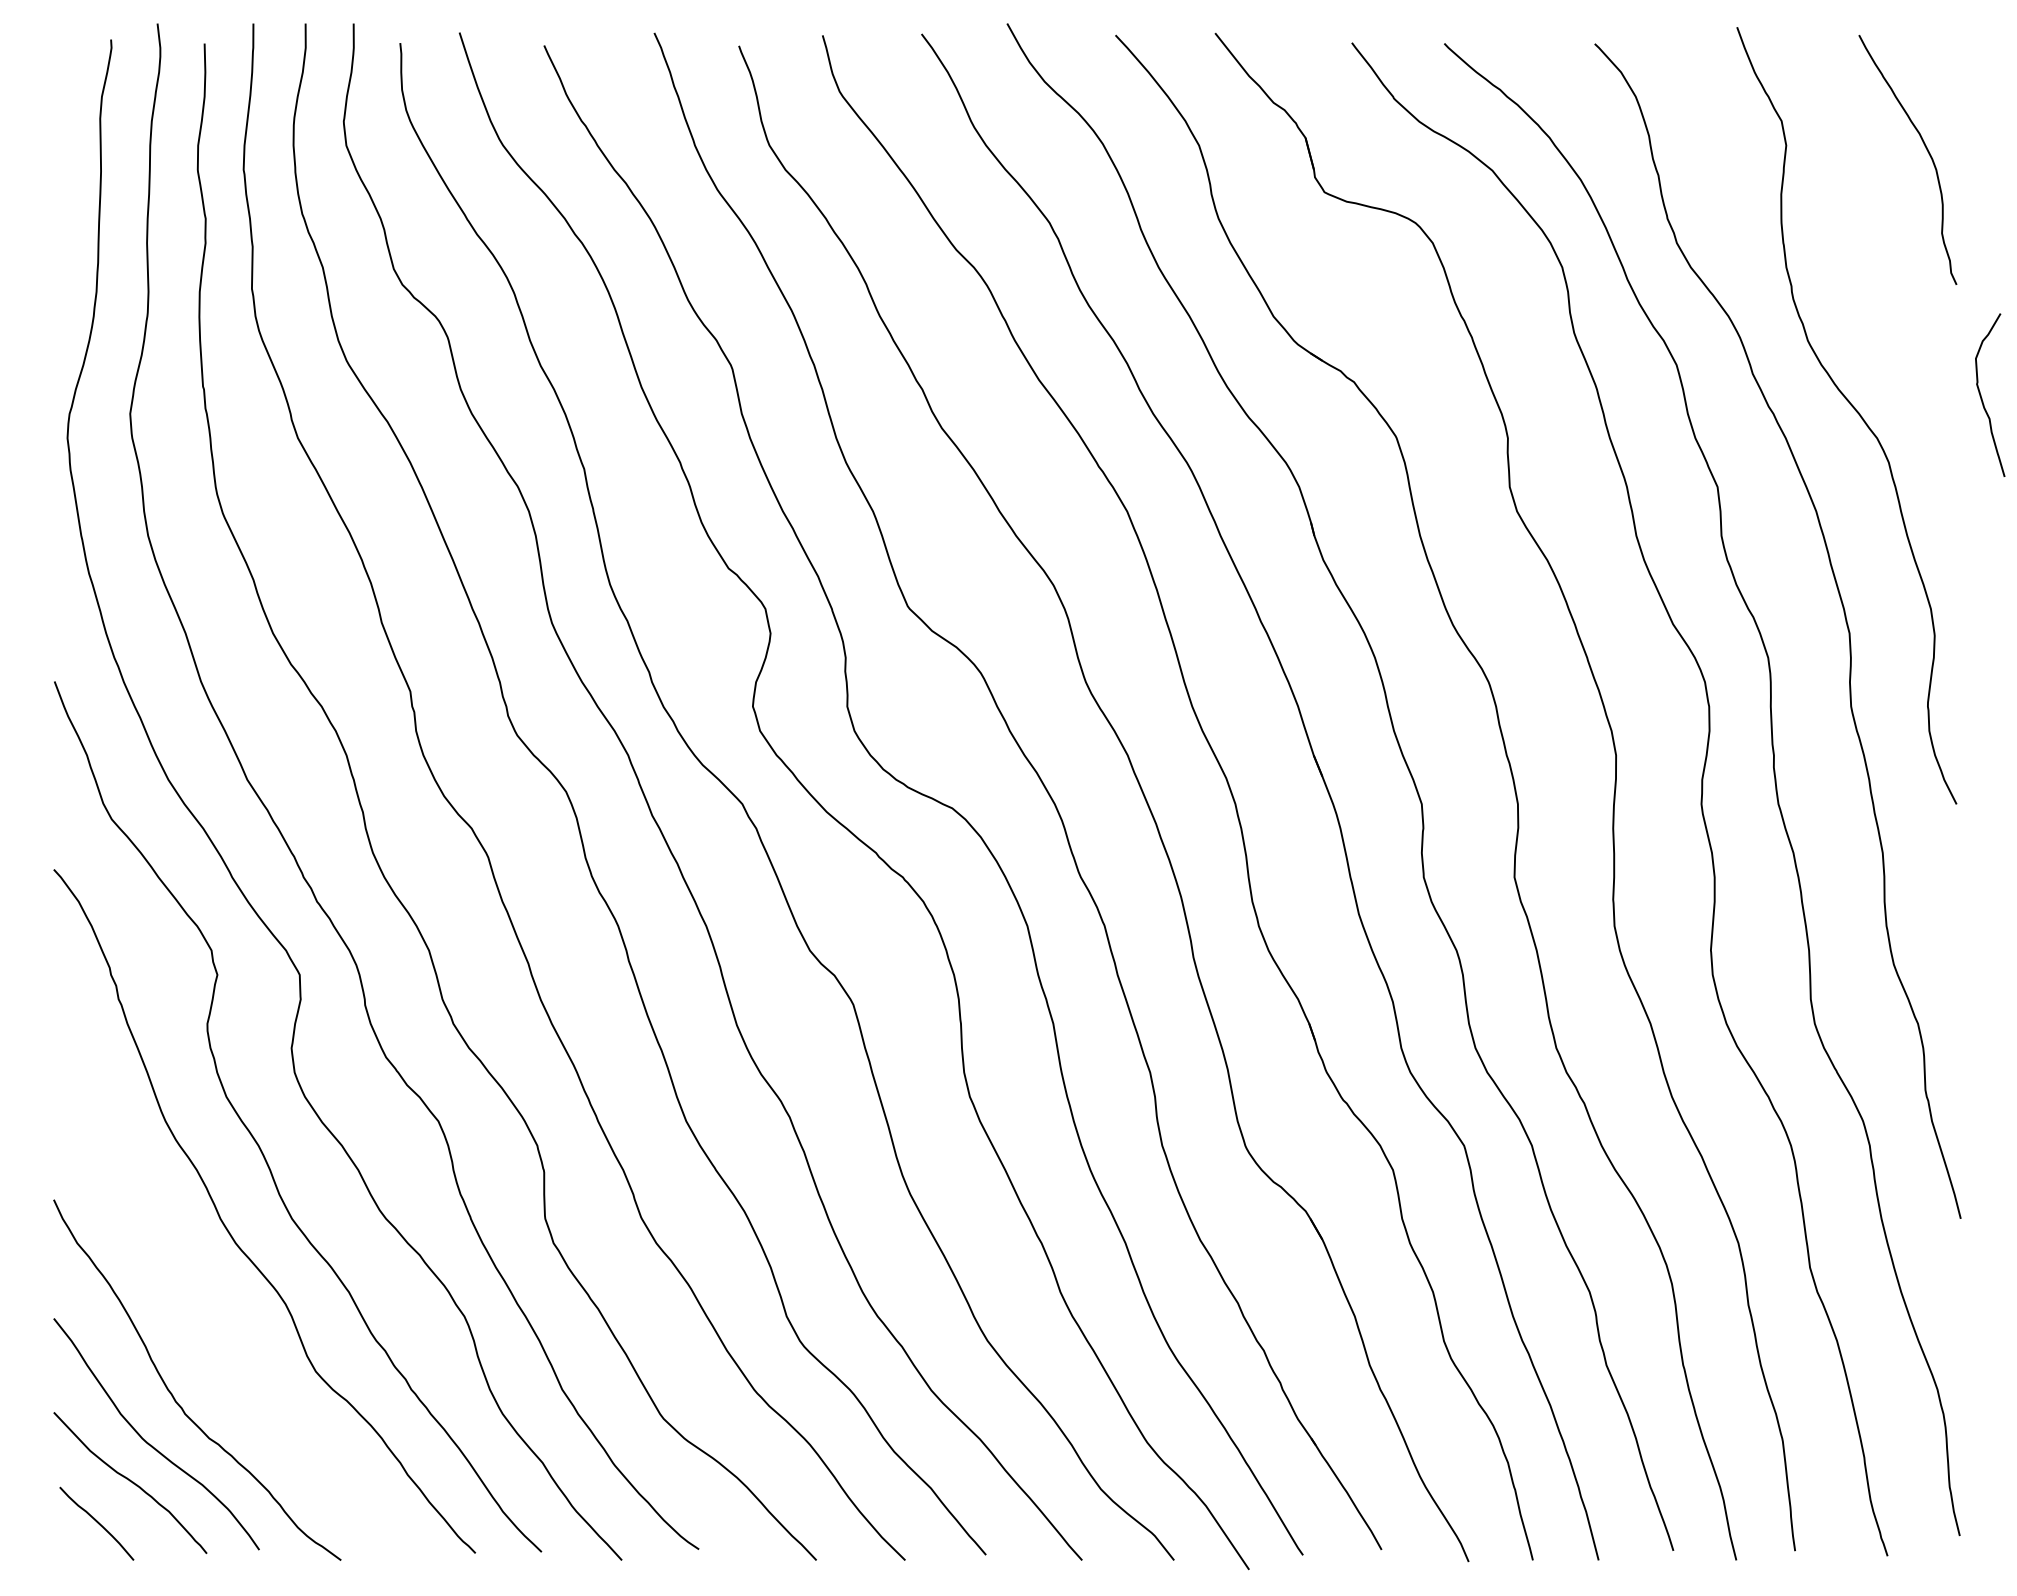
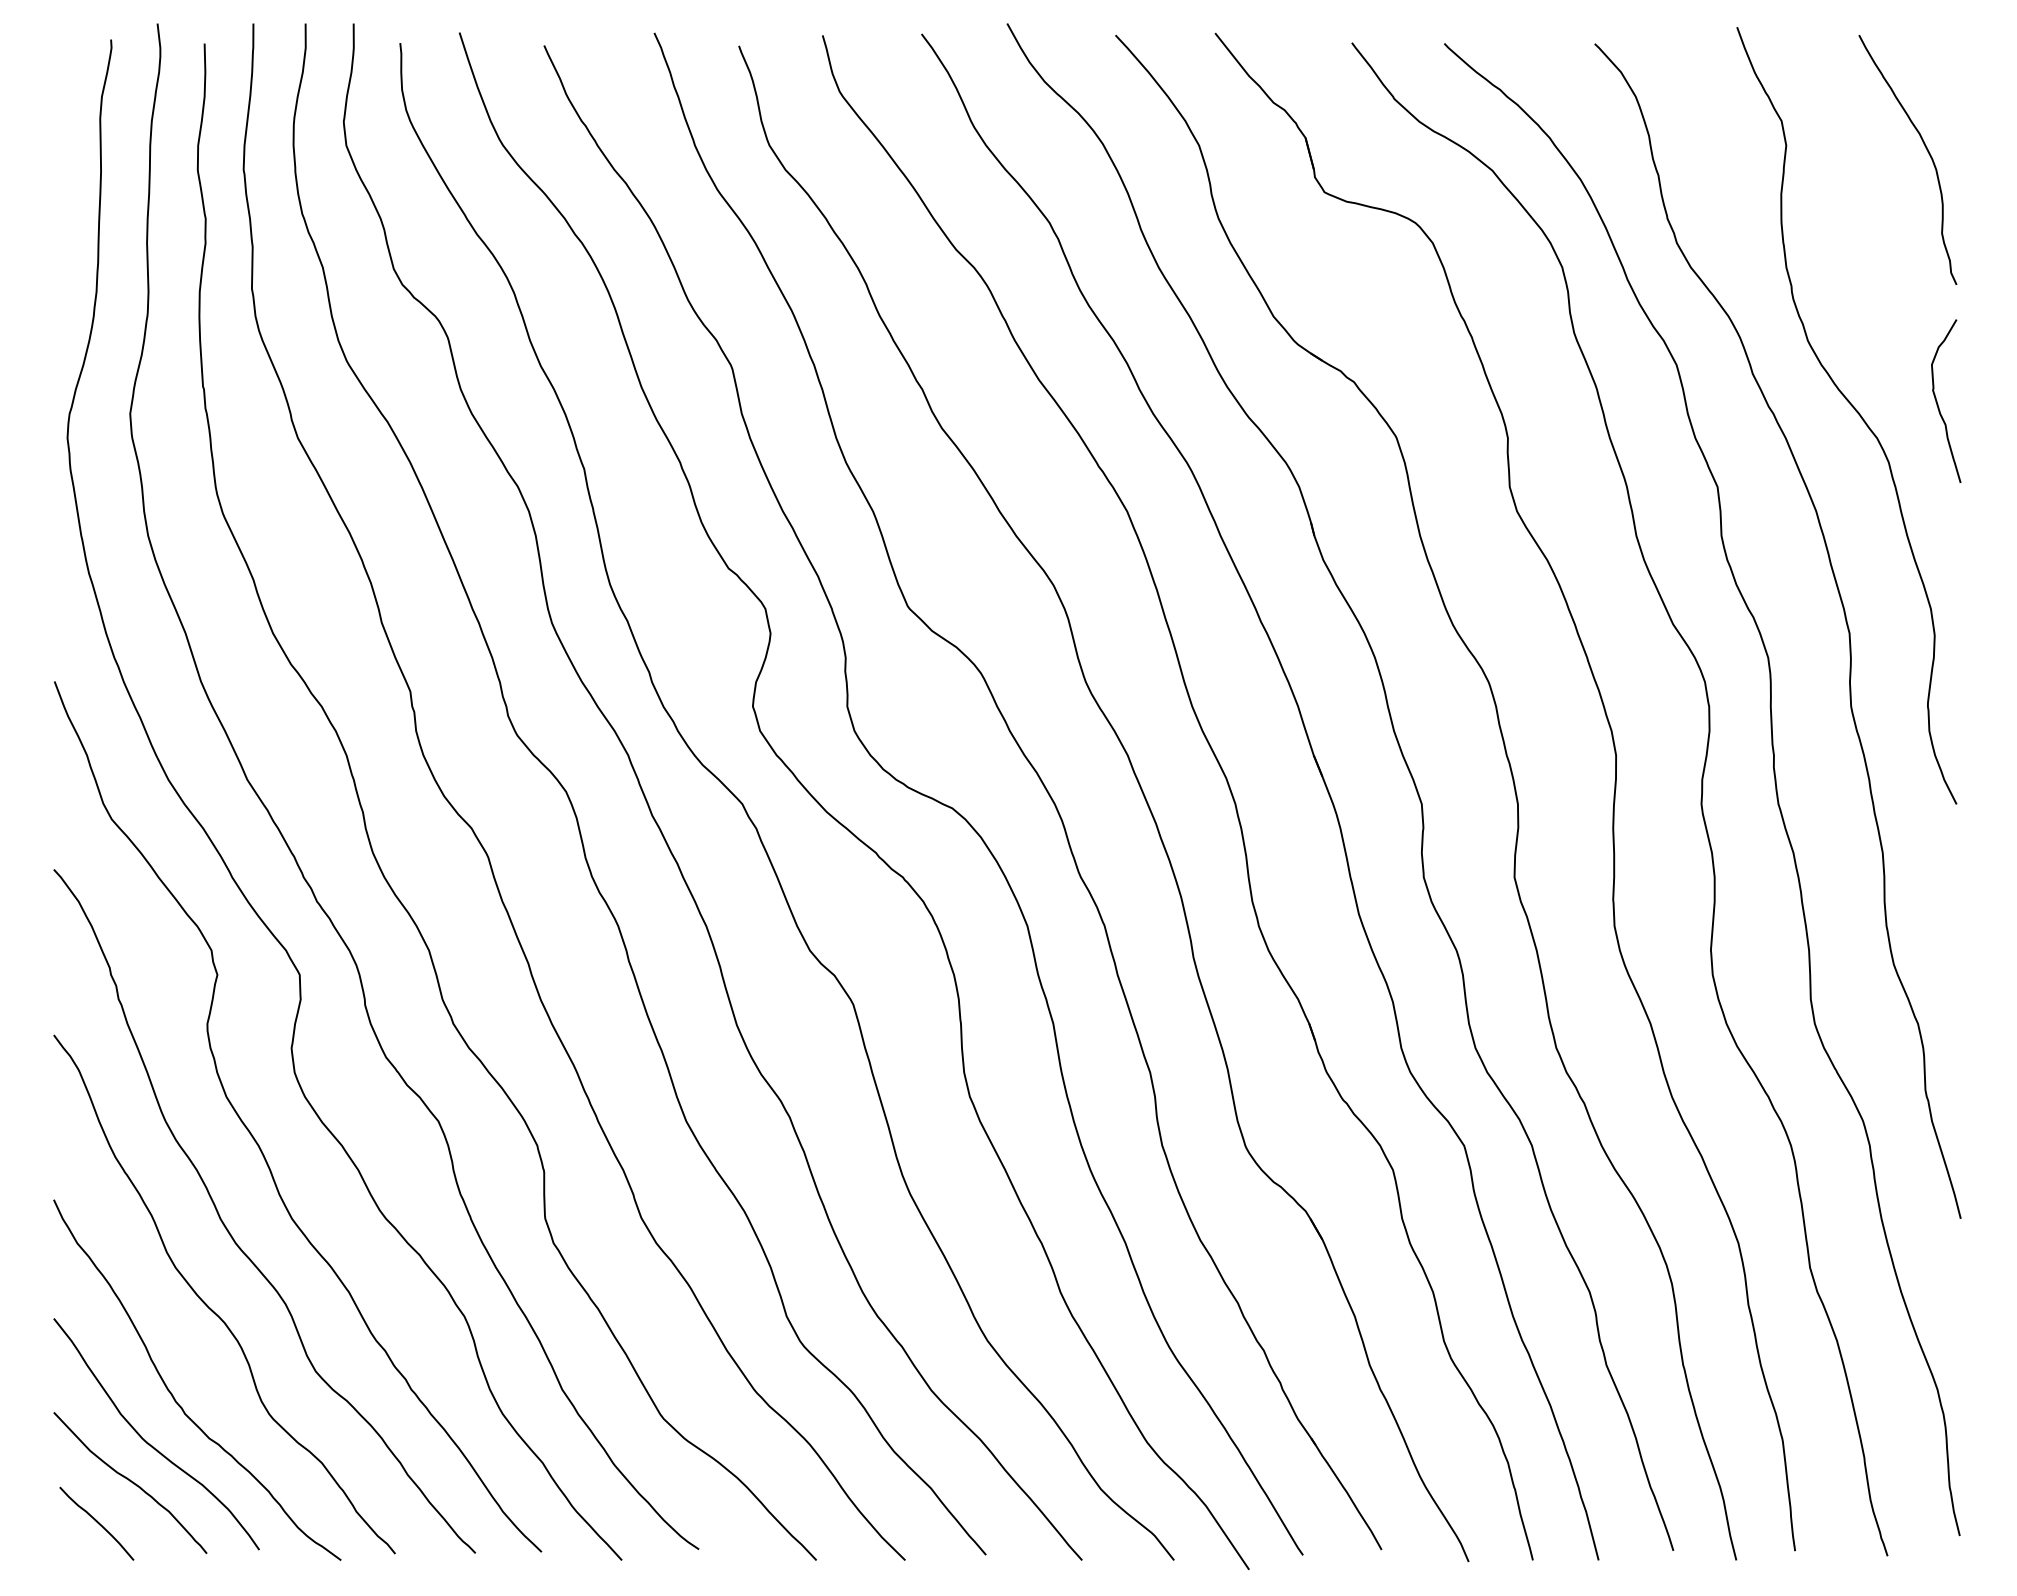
curve position: (1982, 398) -> (1938, 404) (1938, 404)
curve: none -> present (210, 1307)
